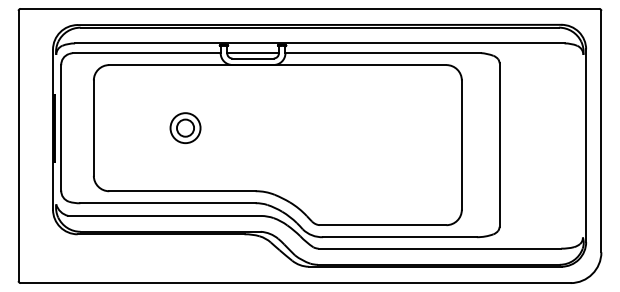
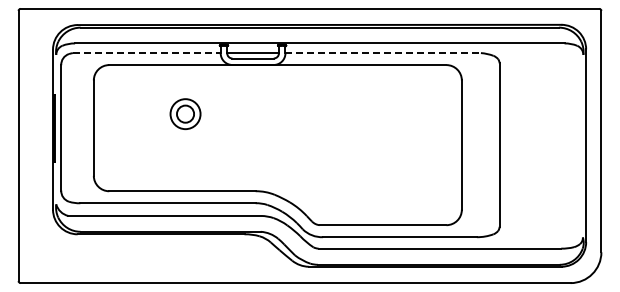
line: solid -> dashed (146, 53)
line: solid -> dashed (383, 53)
part position: (185, 128) -> (185, 114) (185, 114)
